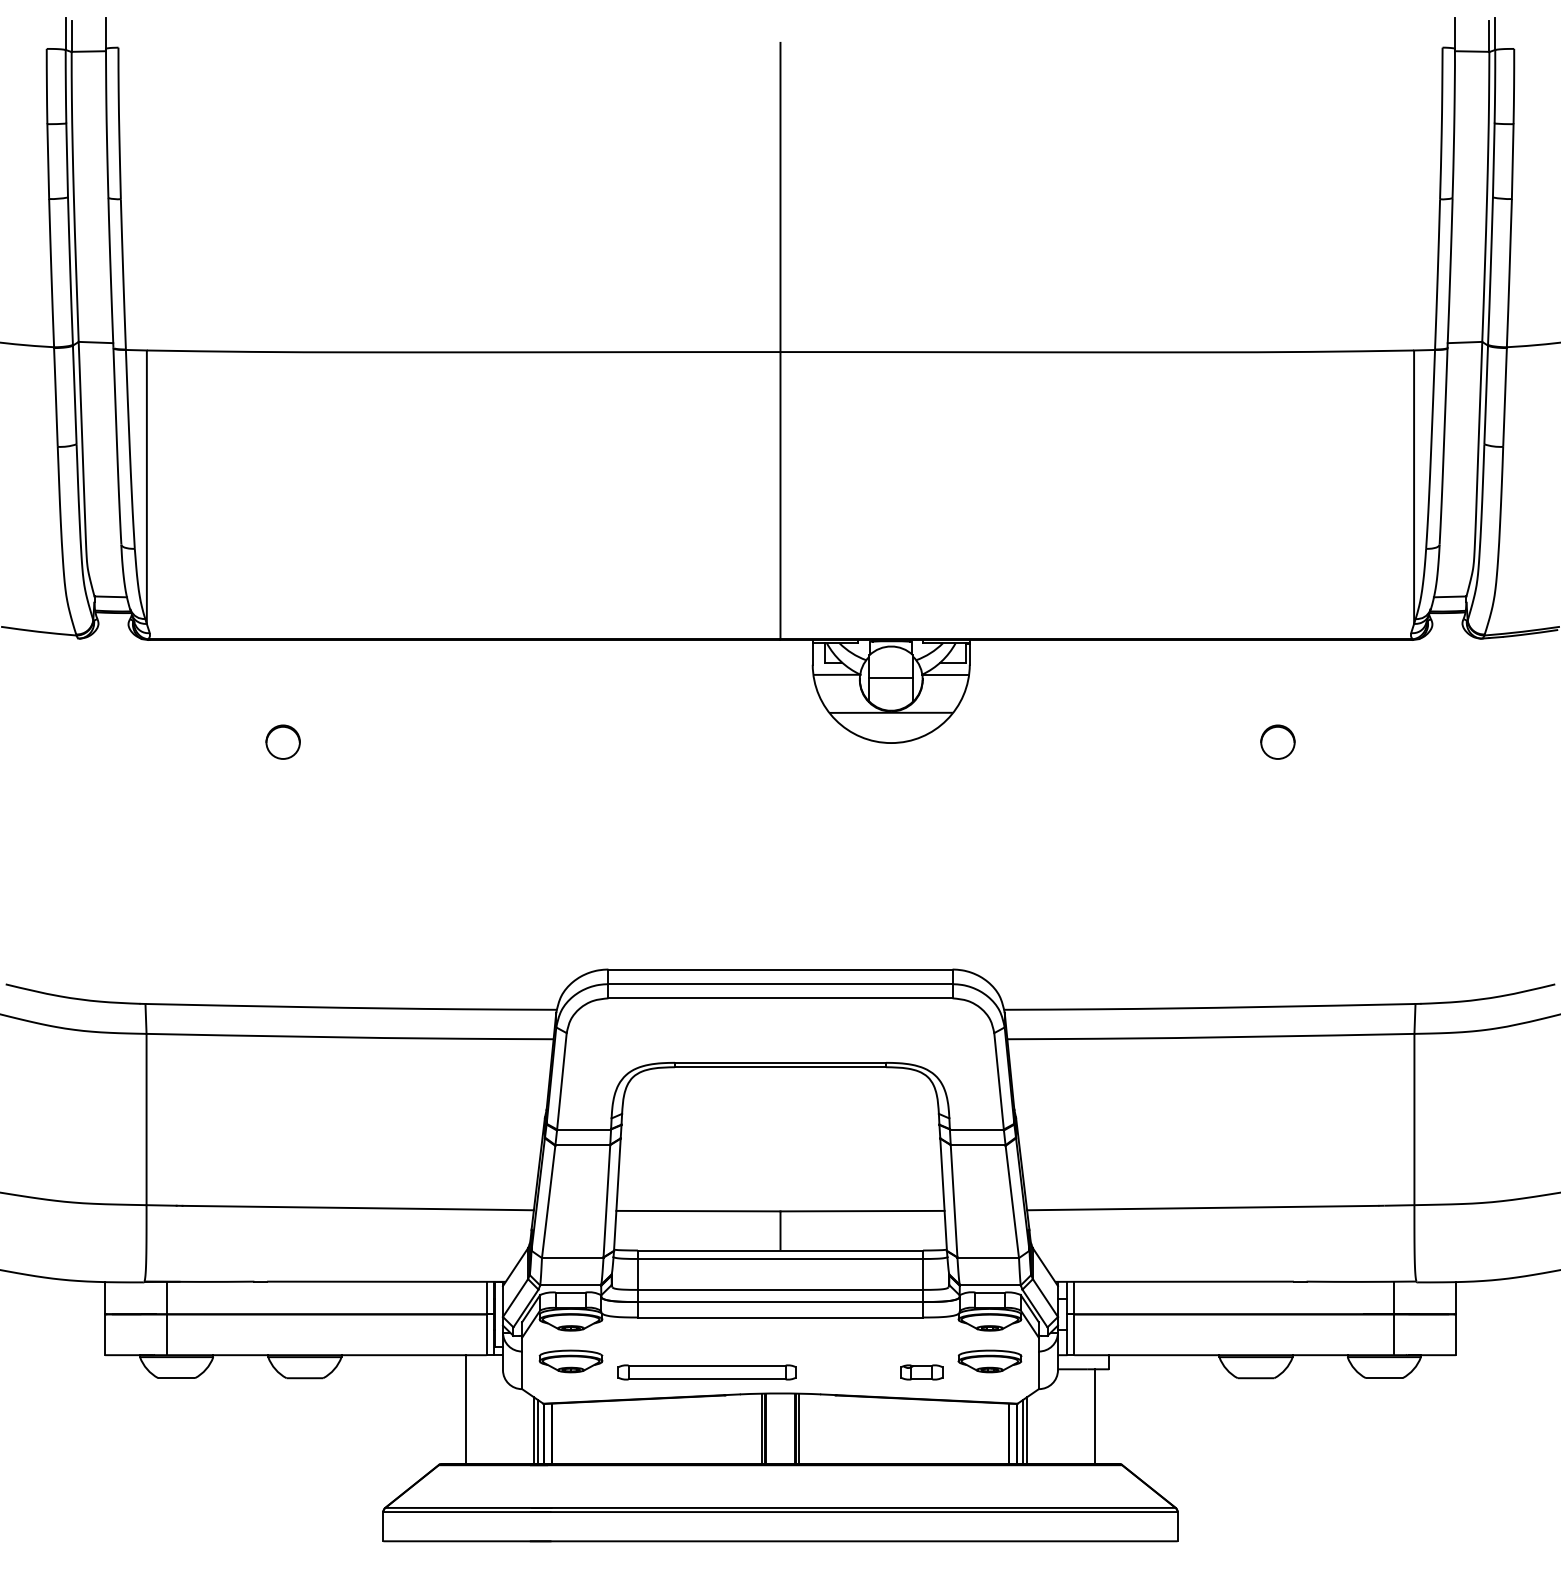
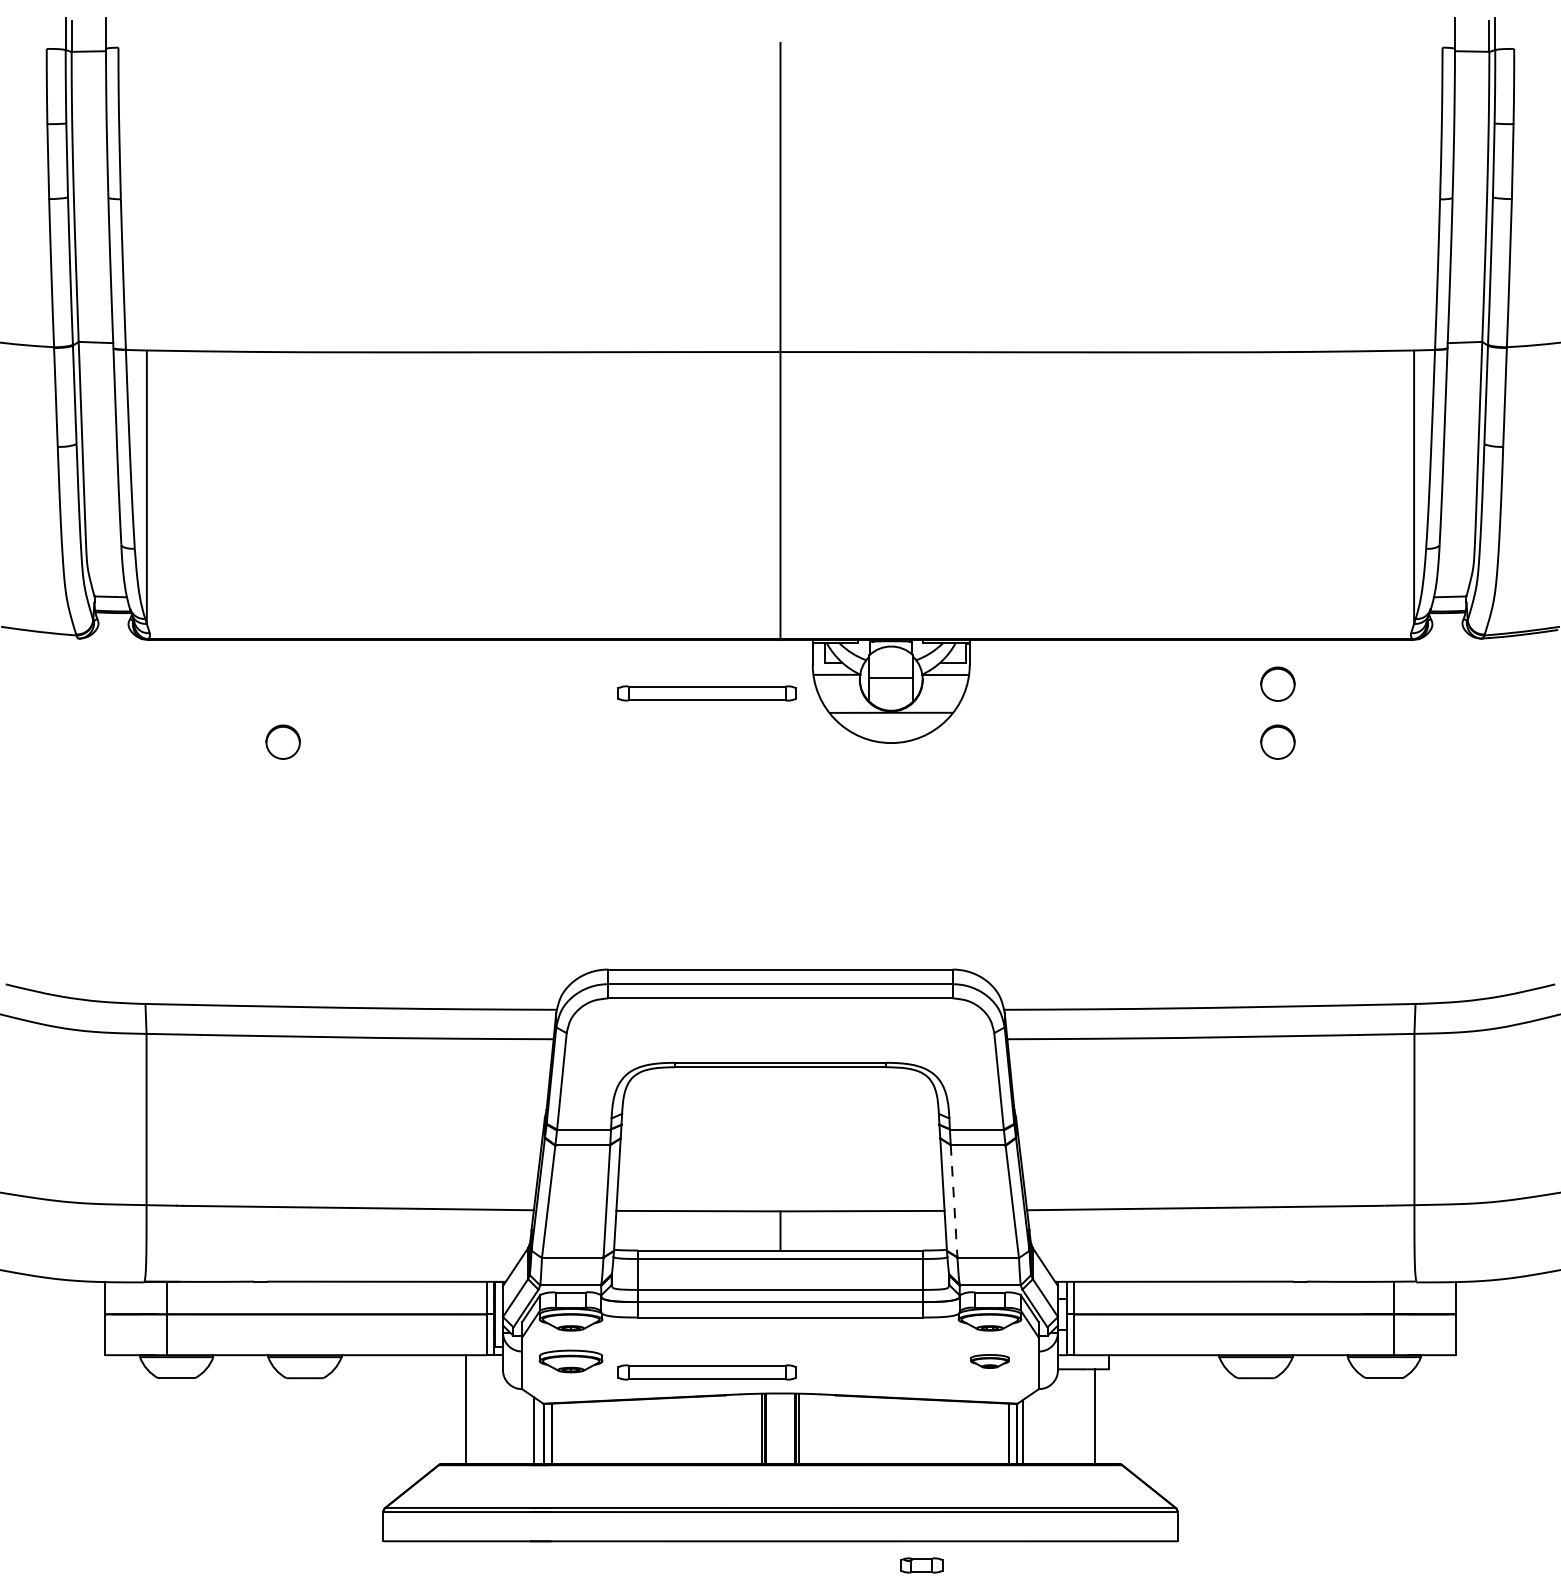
circle: none -> present (1277, 683)
part: none -> present (706, 693)
line: solid -> dashed (954, 1201)
part size: 66x25 px -> 40x15 px (989, 1361)
part position: (921, 1372) -> (921, 1565) (921, 1565)
line: present -> none (1027, 1430)
line: present -> none (538, 1432)
